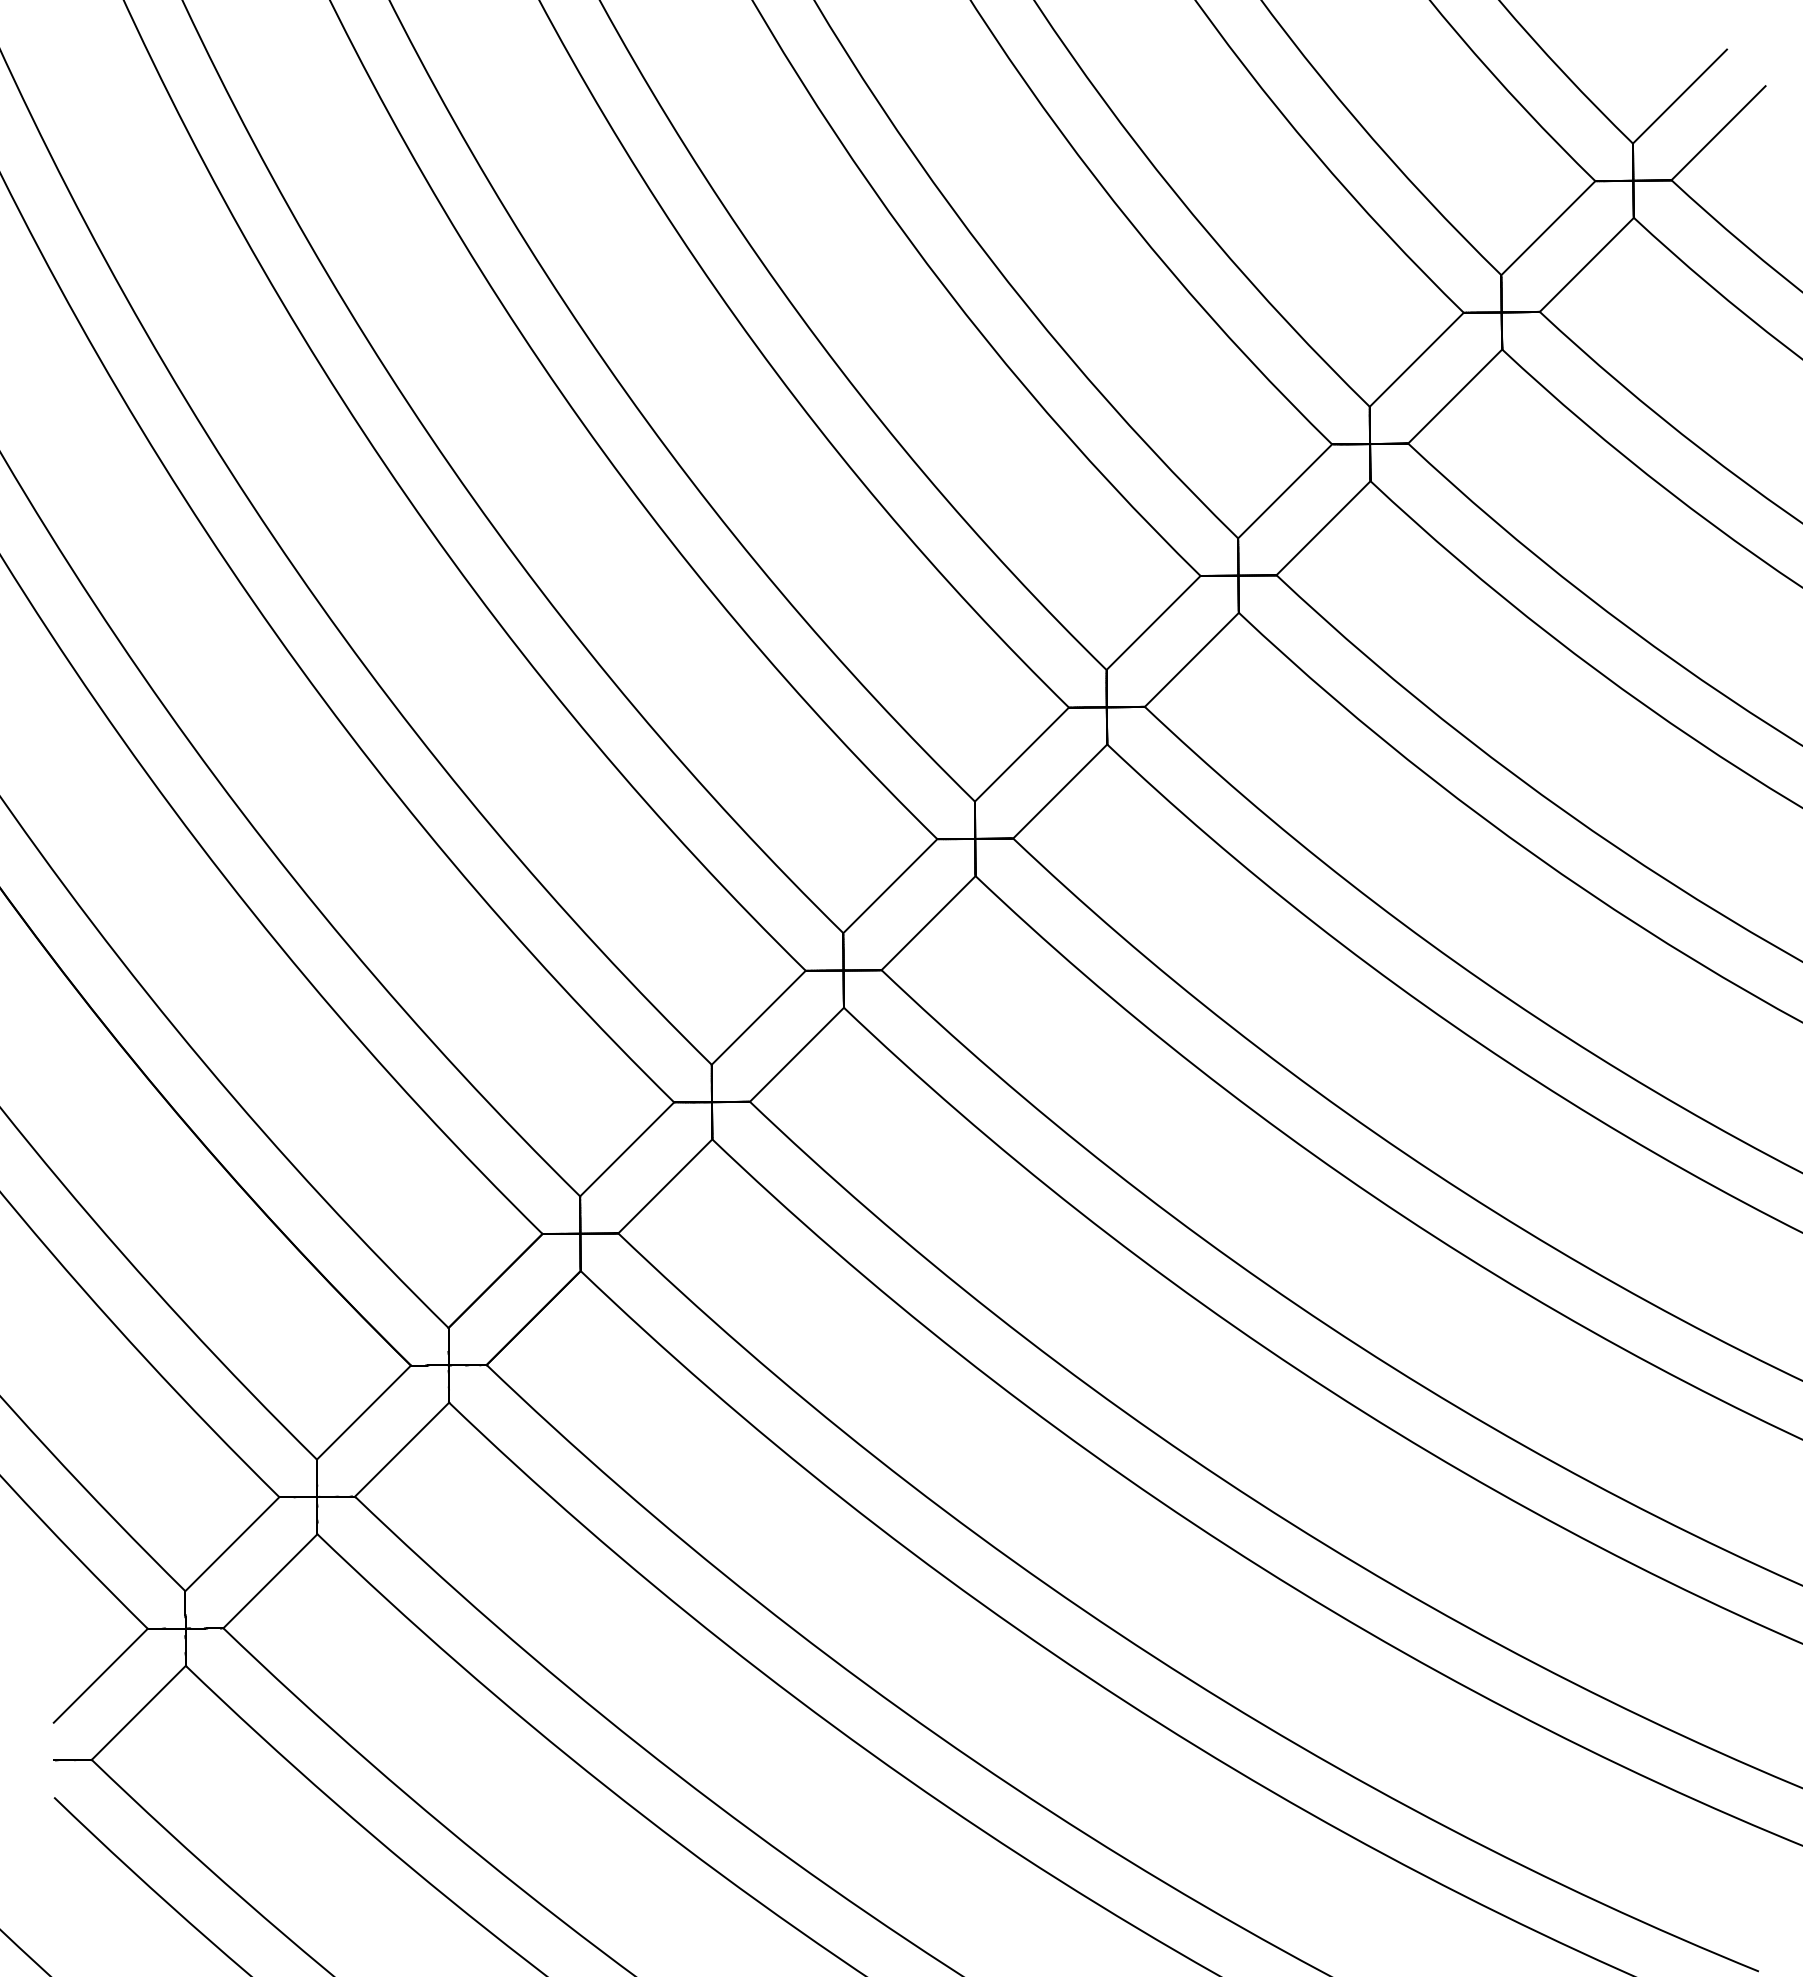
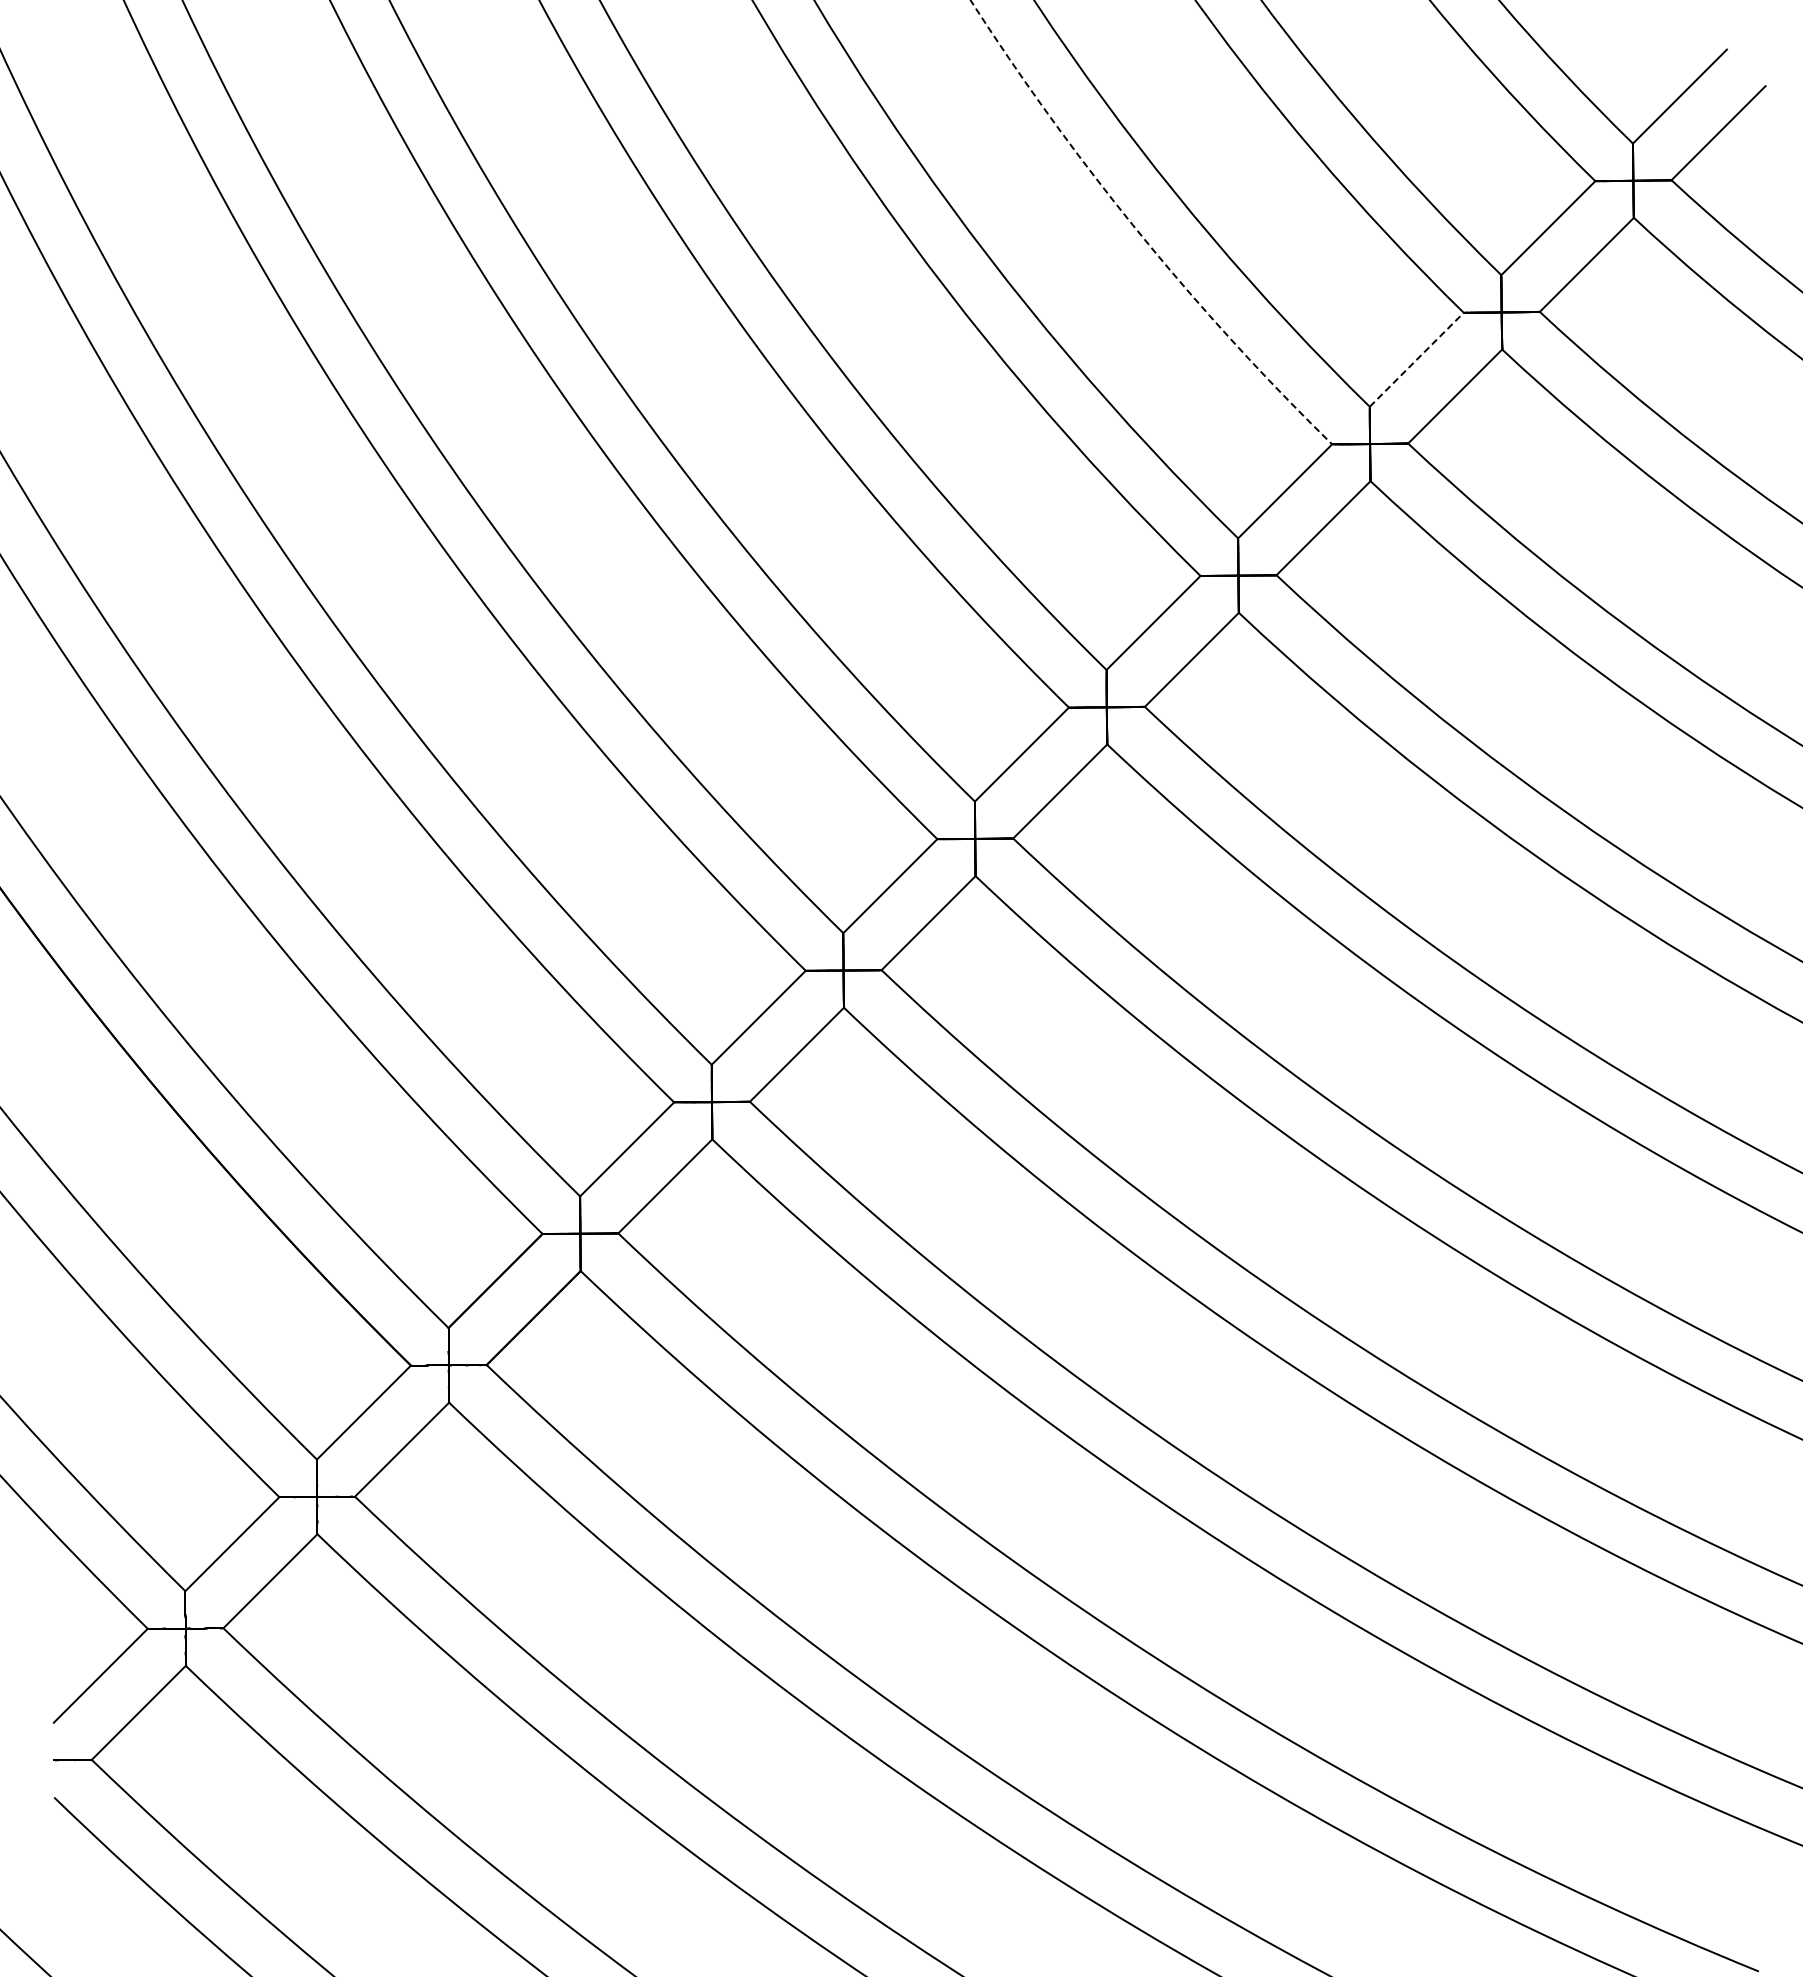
arc: solid -> dashed (1138, 232)
line: solid -> dashed (1417, 359)
